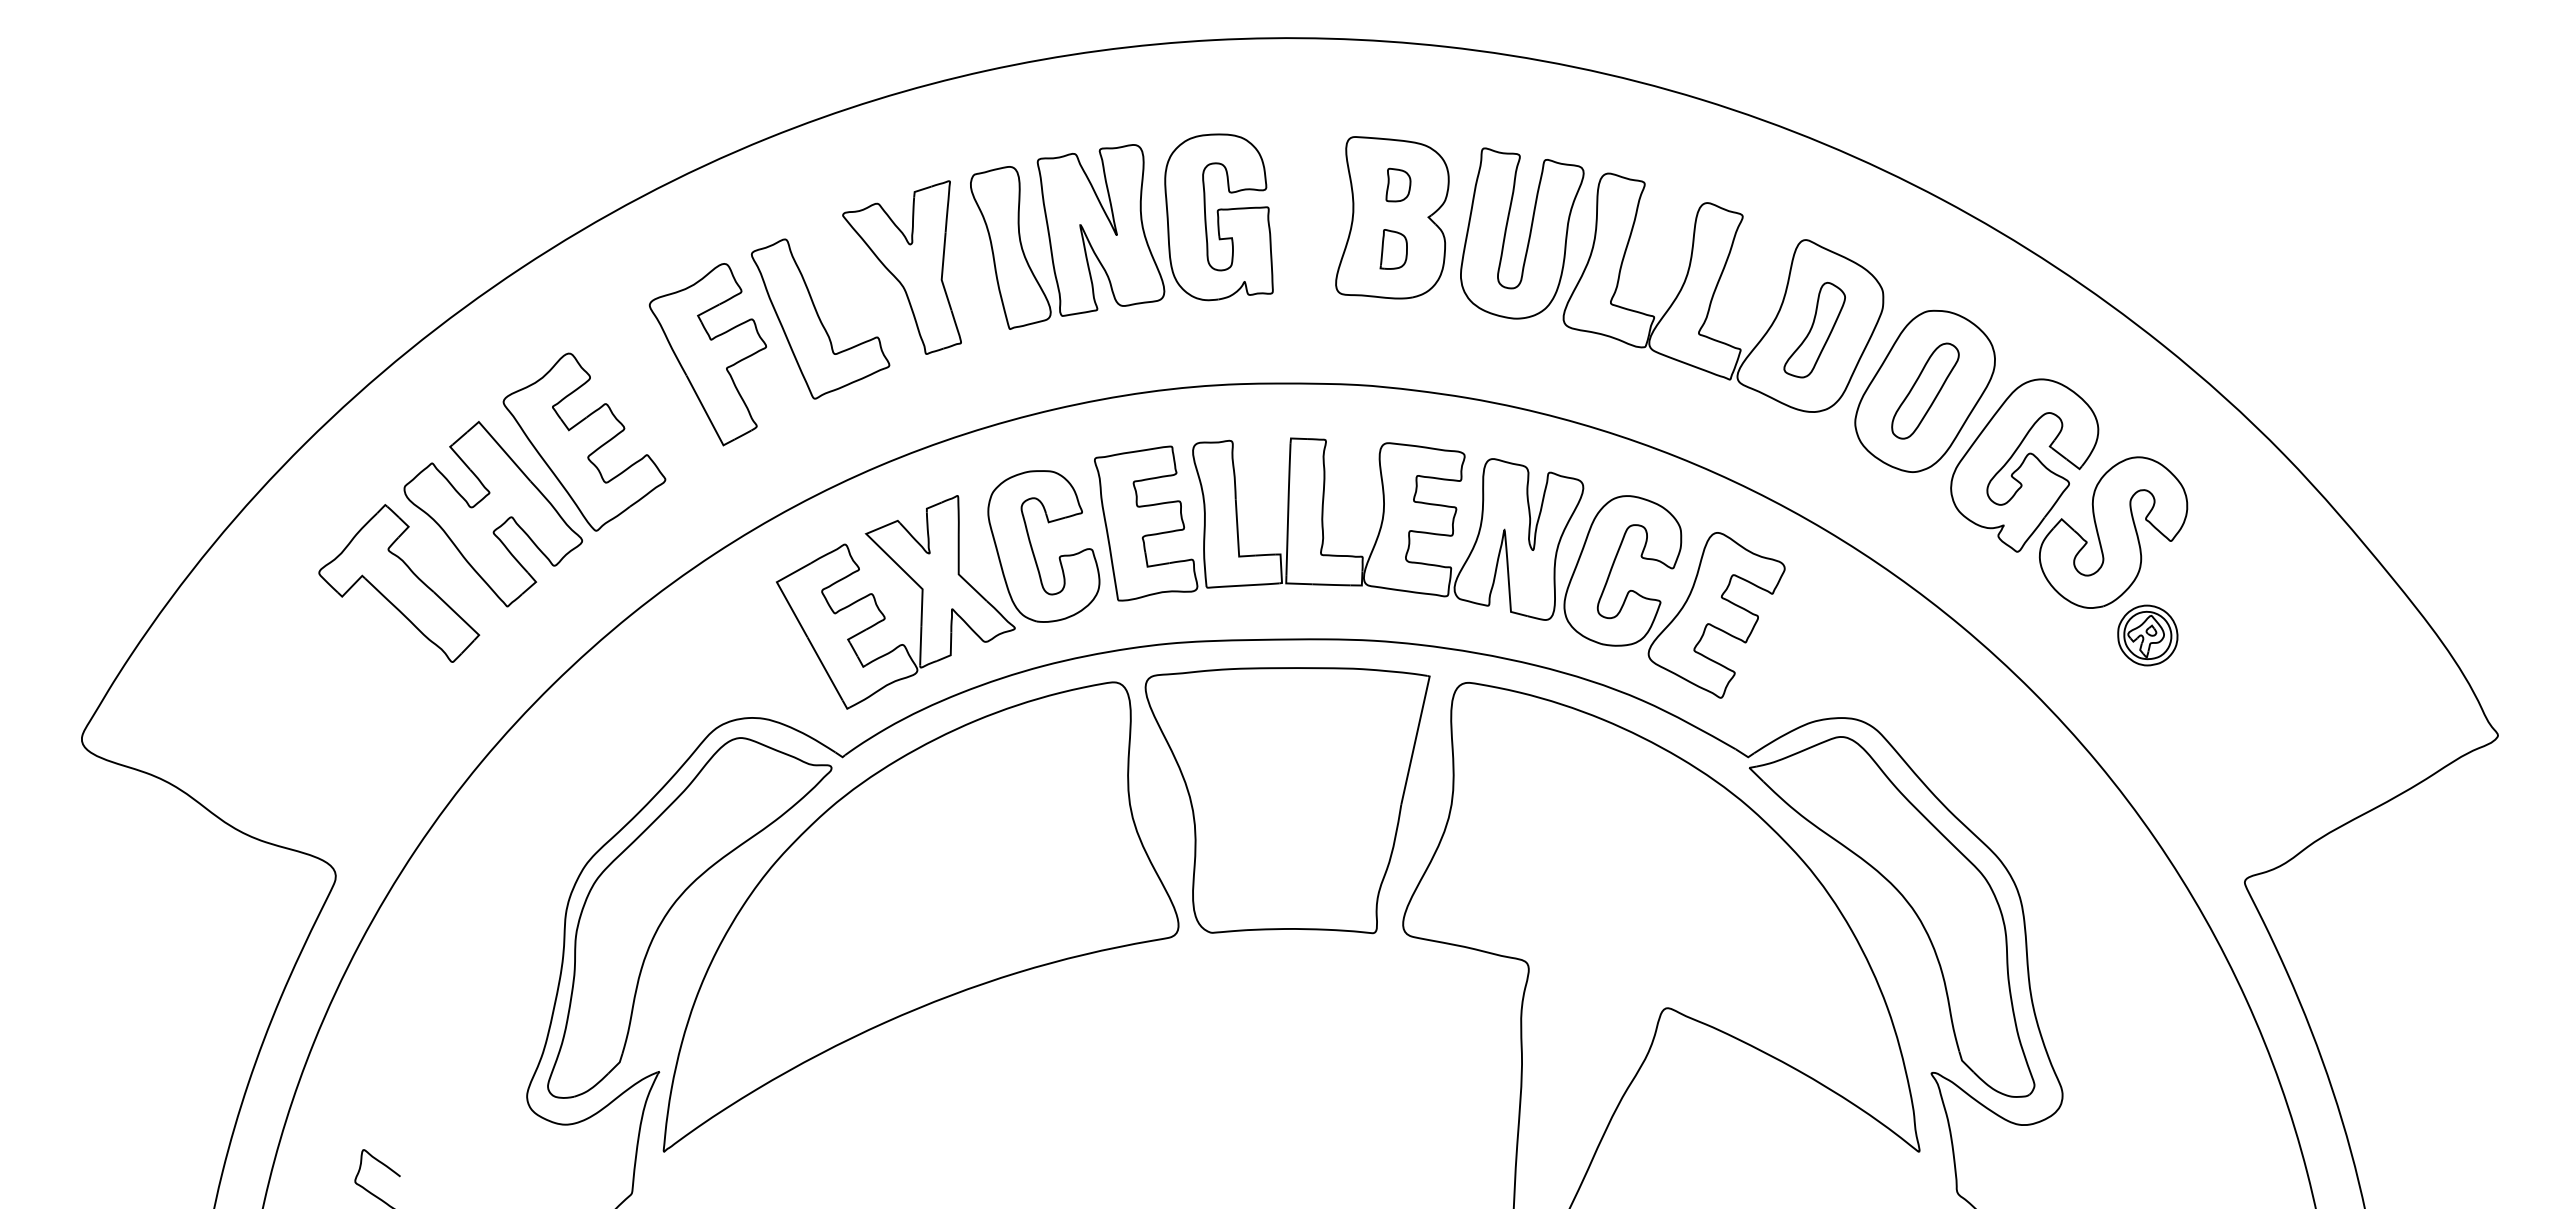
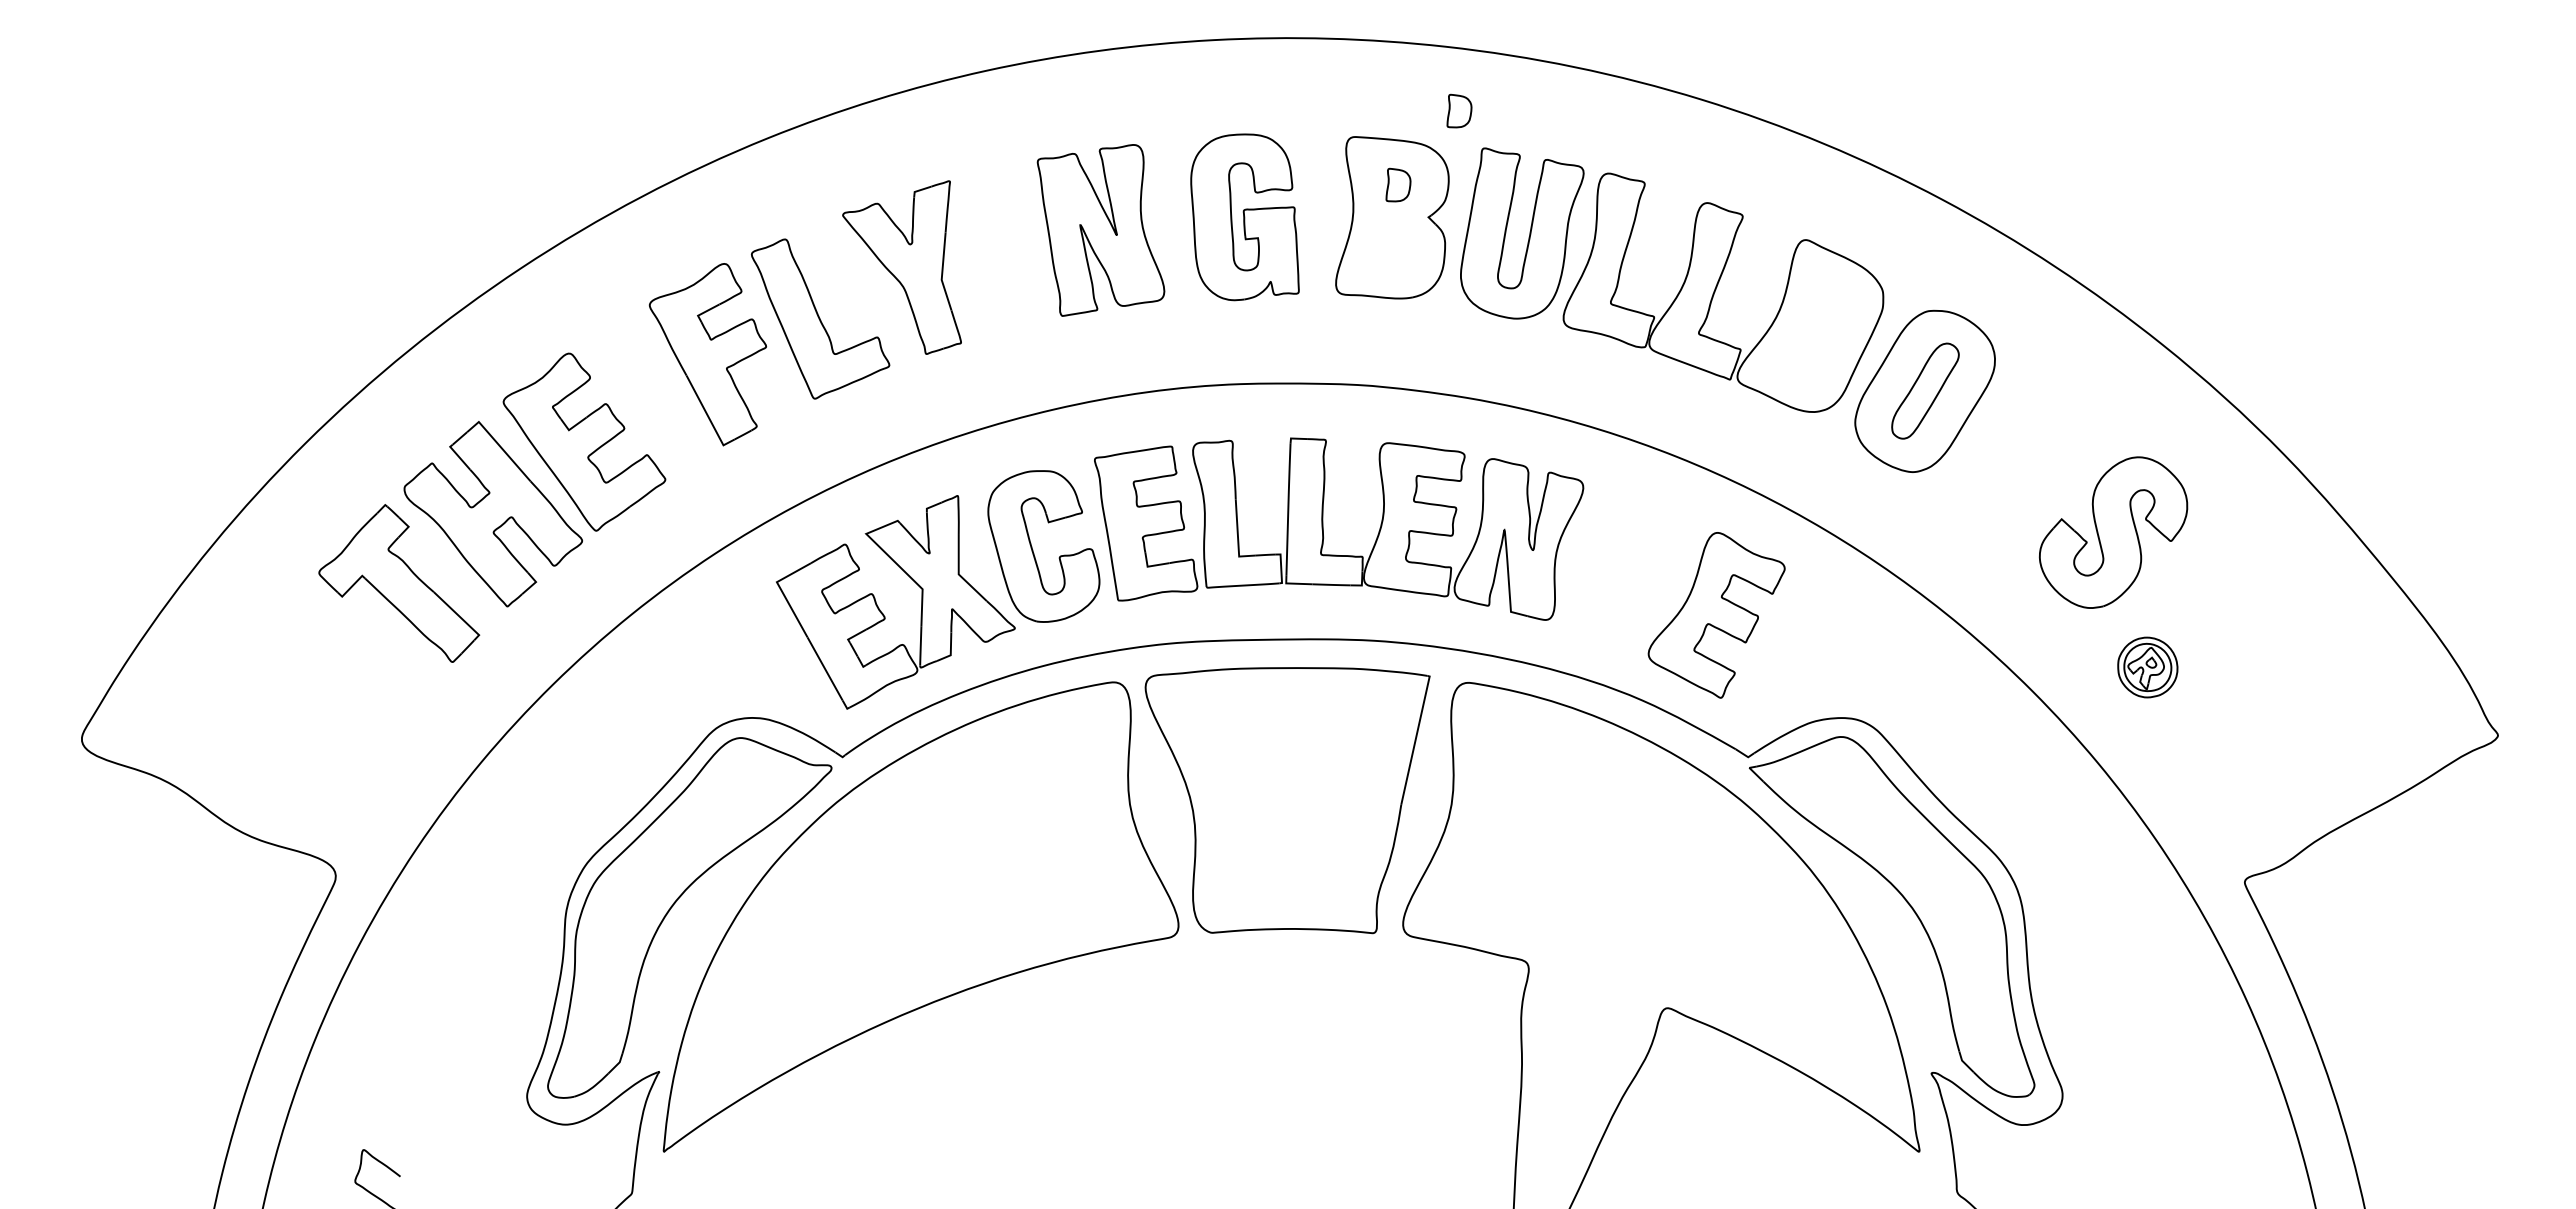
part: none -> present (1459, 110)
part position: (1218, 217) -> (1244, 217) (1244, 217)
part: present -> none (1010, 247)
part: present -> none (1393, 249)
curve: present -> none (1812, 328)
part: present -> none (2024, 465)
part: present -> none (1613, 566)
part position: (2147, 635) -> (2147, 667) (2147, 667)
